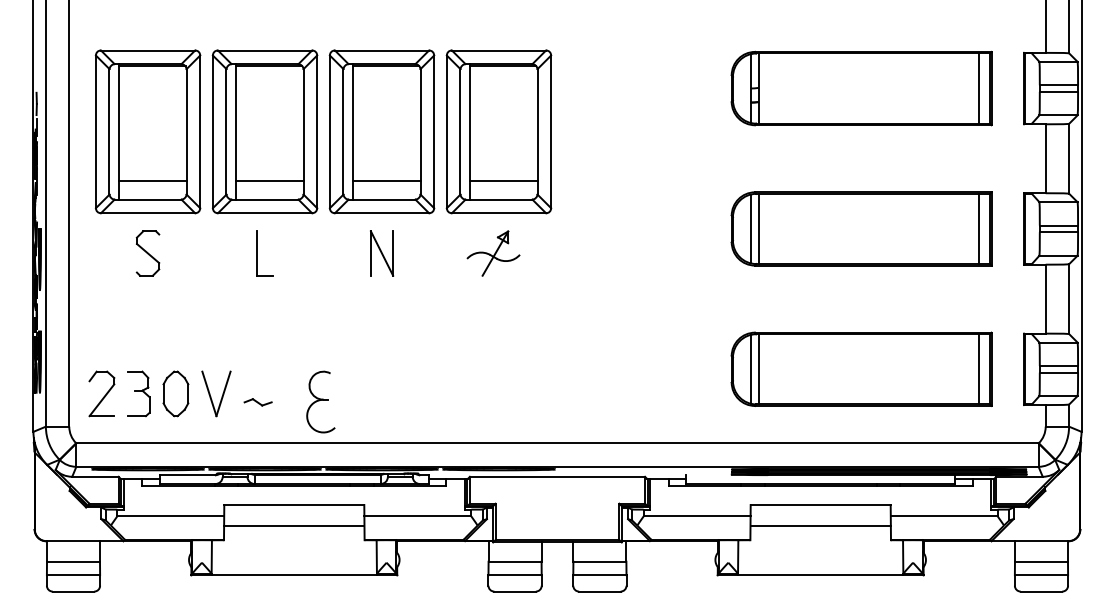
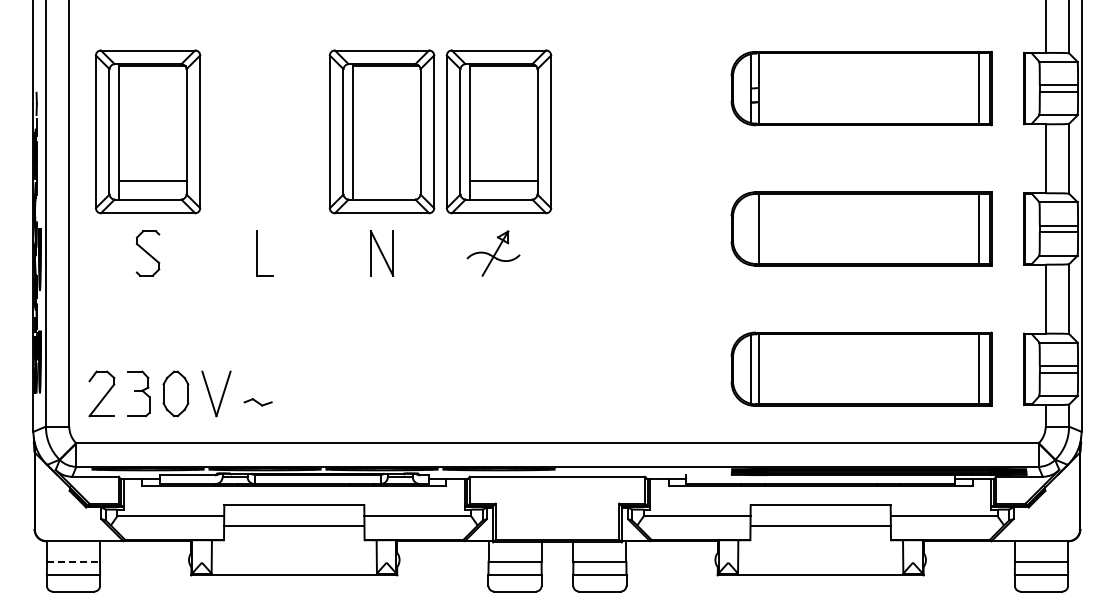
part: present -> none (264, 131)
line: present -> none (386, 181)
line: present -> none (750, 228)
part: present -> none (320, 401)
line: solid -> dashed (74, 561)
